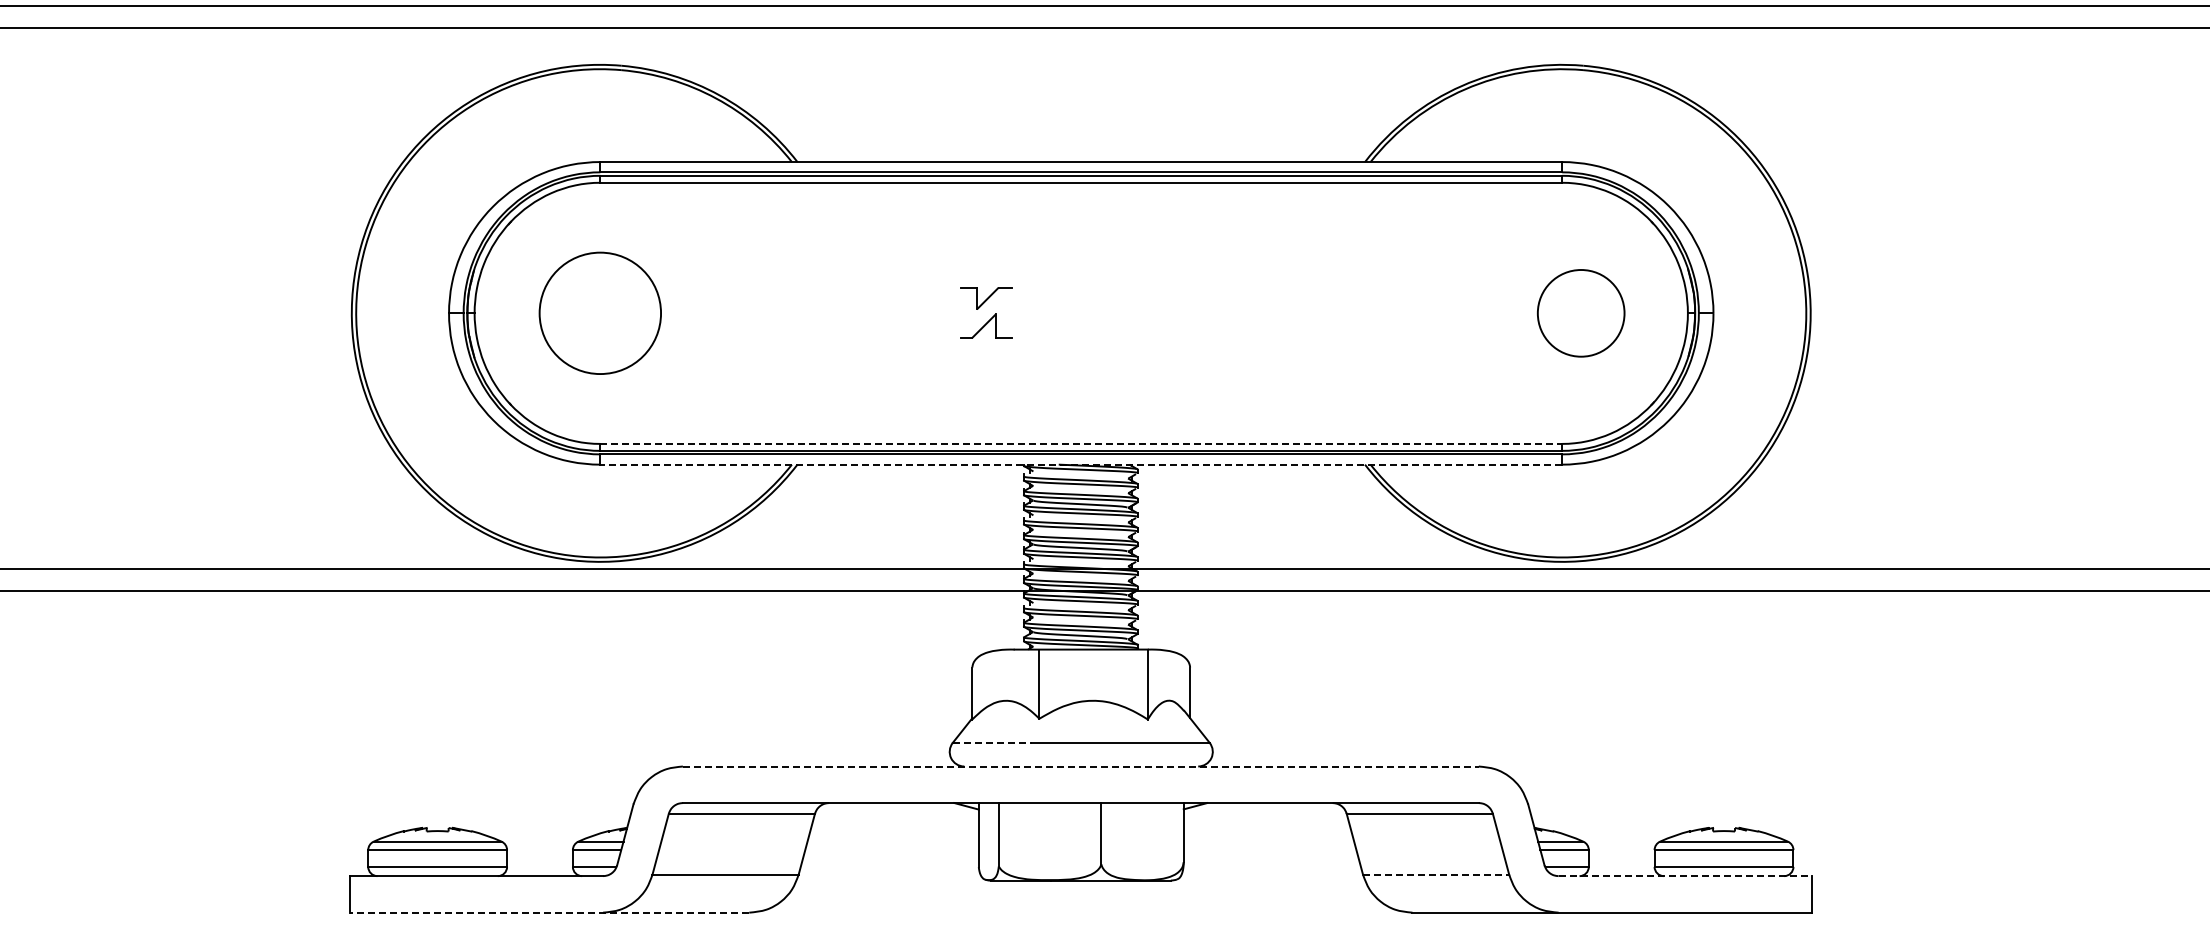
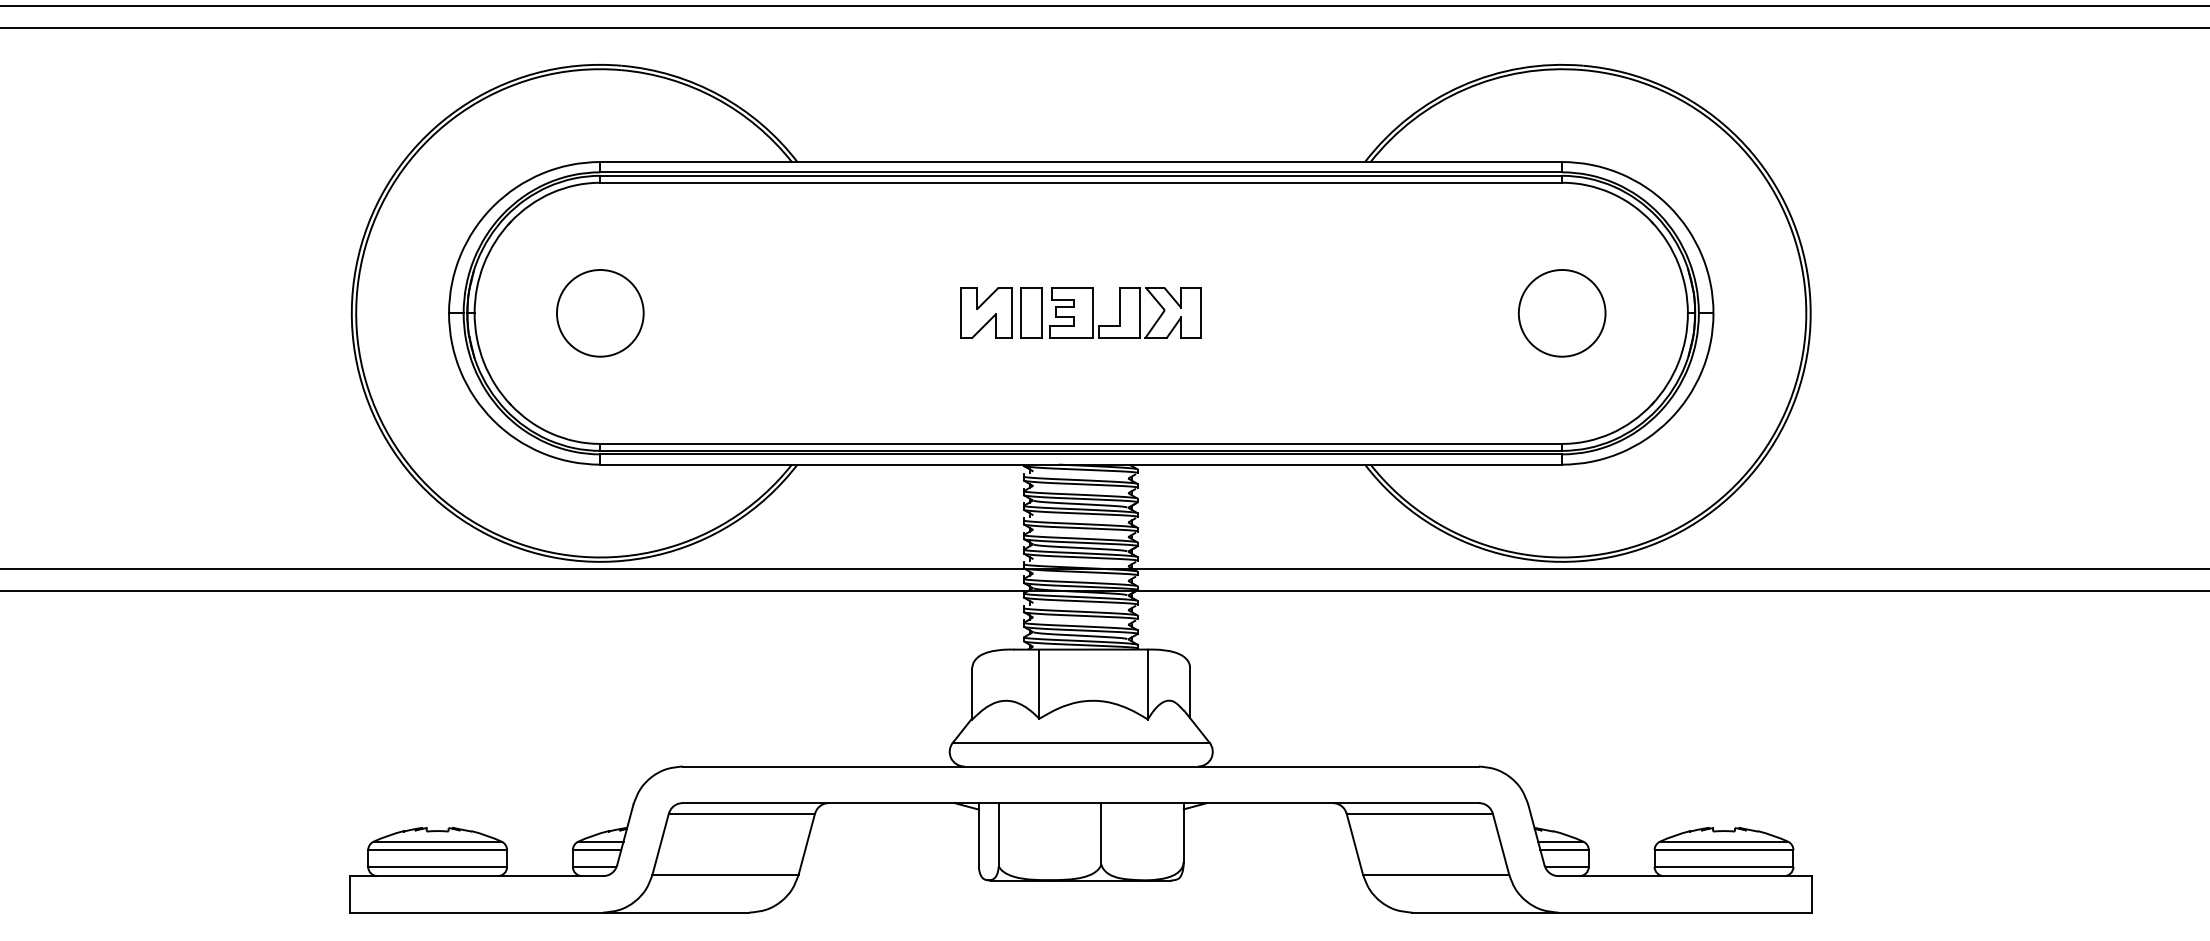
line: none -> present (960, 312)
line: none -> present (1011, 312)
part: none -> present (1119, 312)
circle diameter: 121 px -> 87 px (599, 313)
circle position: (1581, 313) -> (1562, 313) (1562, 313)
line: dashed -> solid (1081, 443)
line: dashed -> solid (1081, 464)
line: dashed -> solid (992, 742)
line: dashed -> solid (1080, 766)
line: dashed -> solid (1436, 874)
line: dashed -> solid (1685, 876)
line: dashed -> solid (549, 912)
